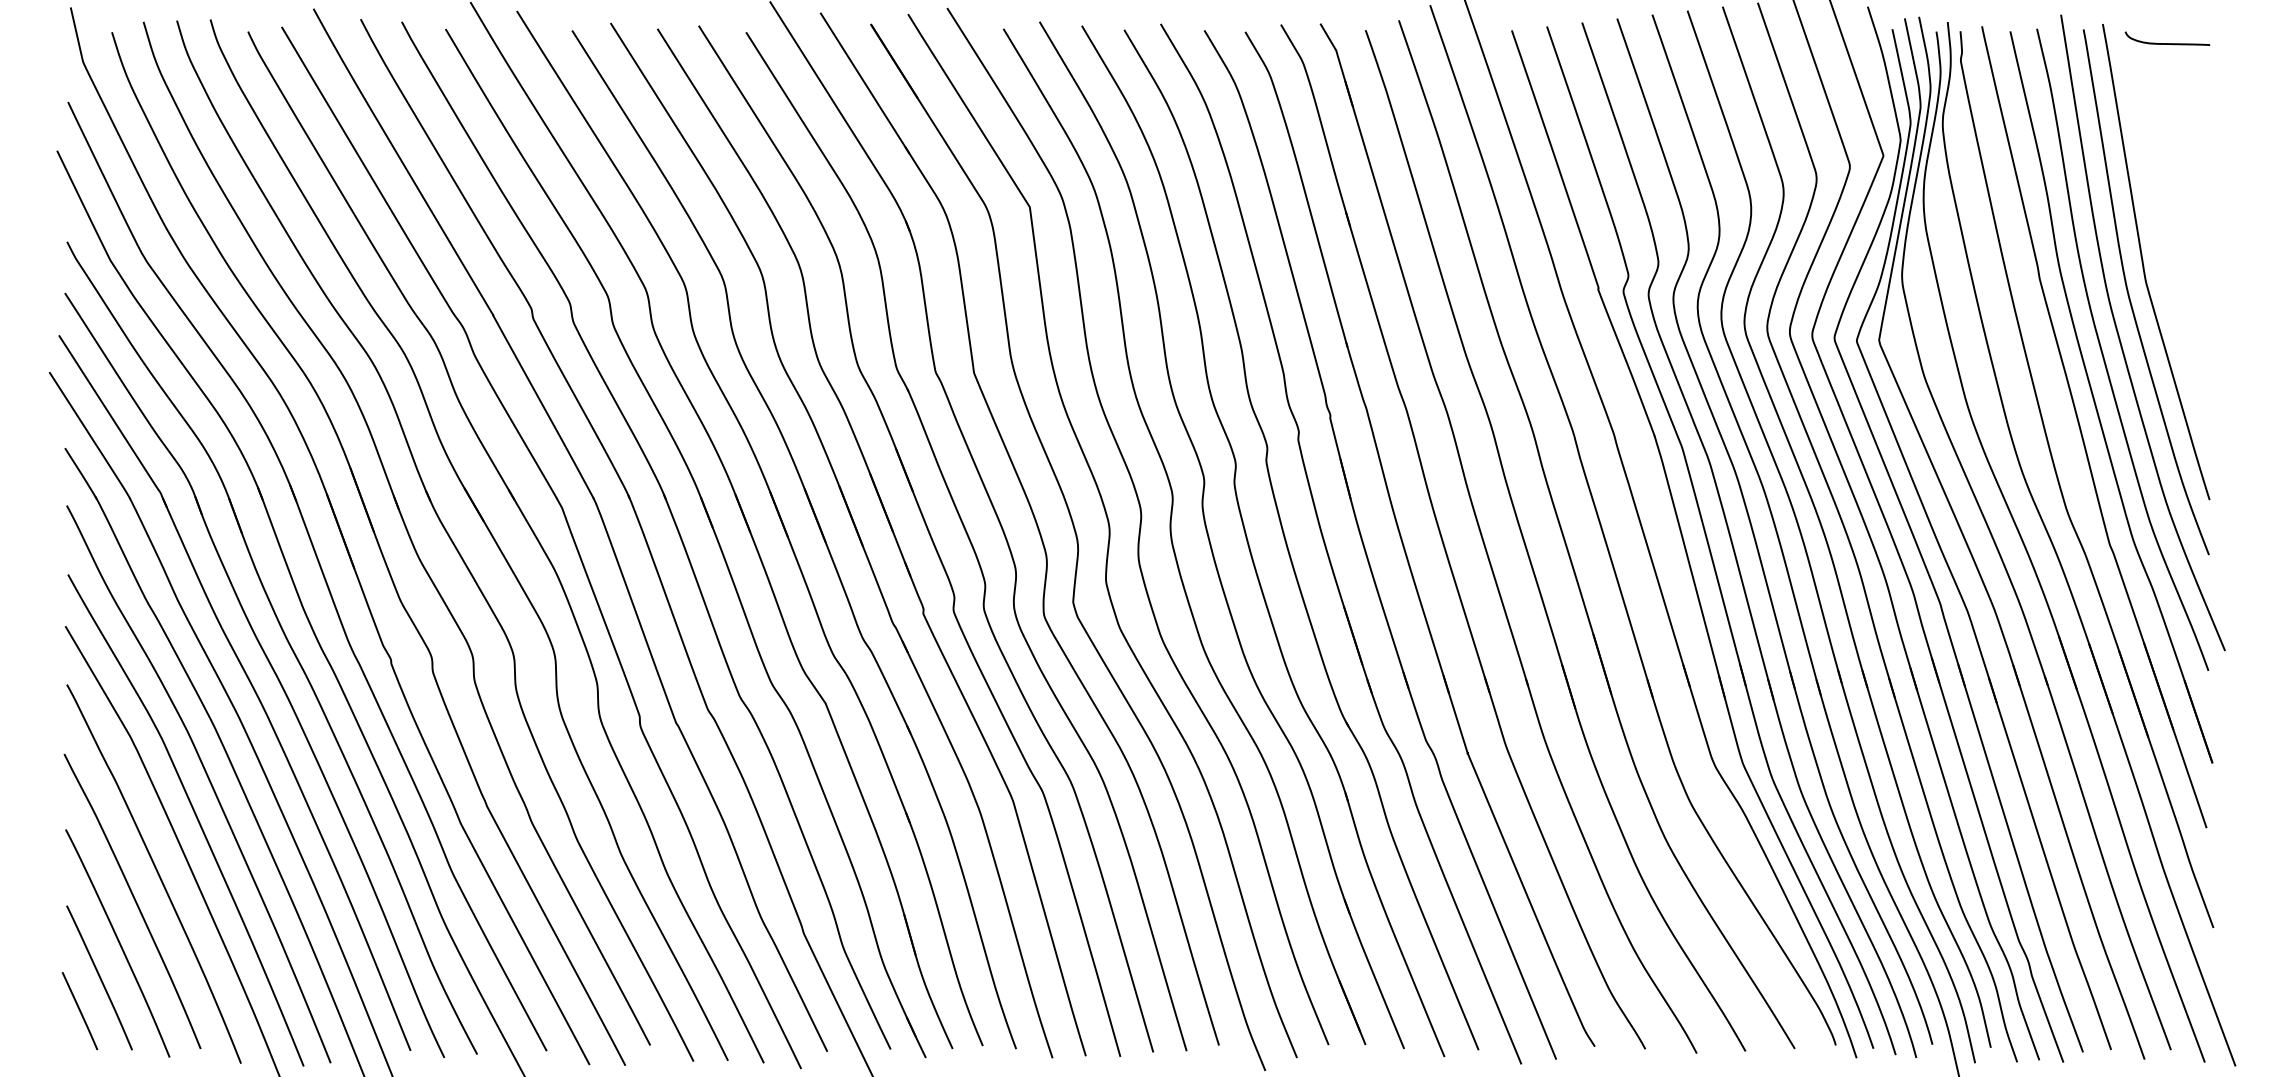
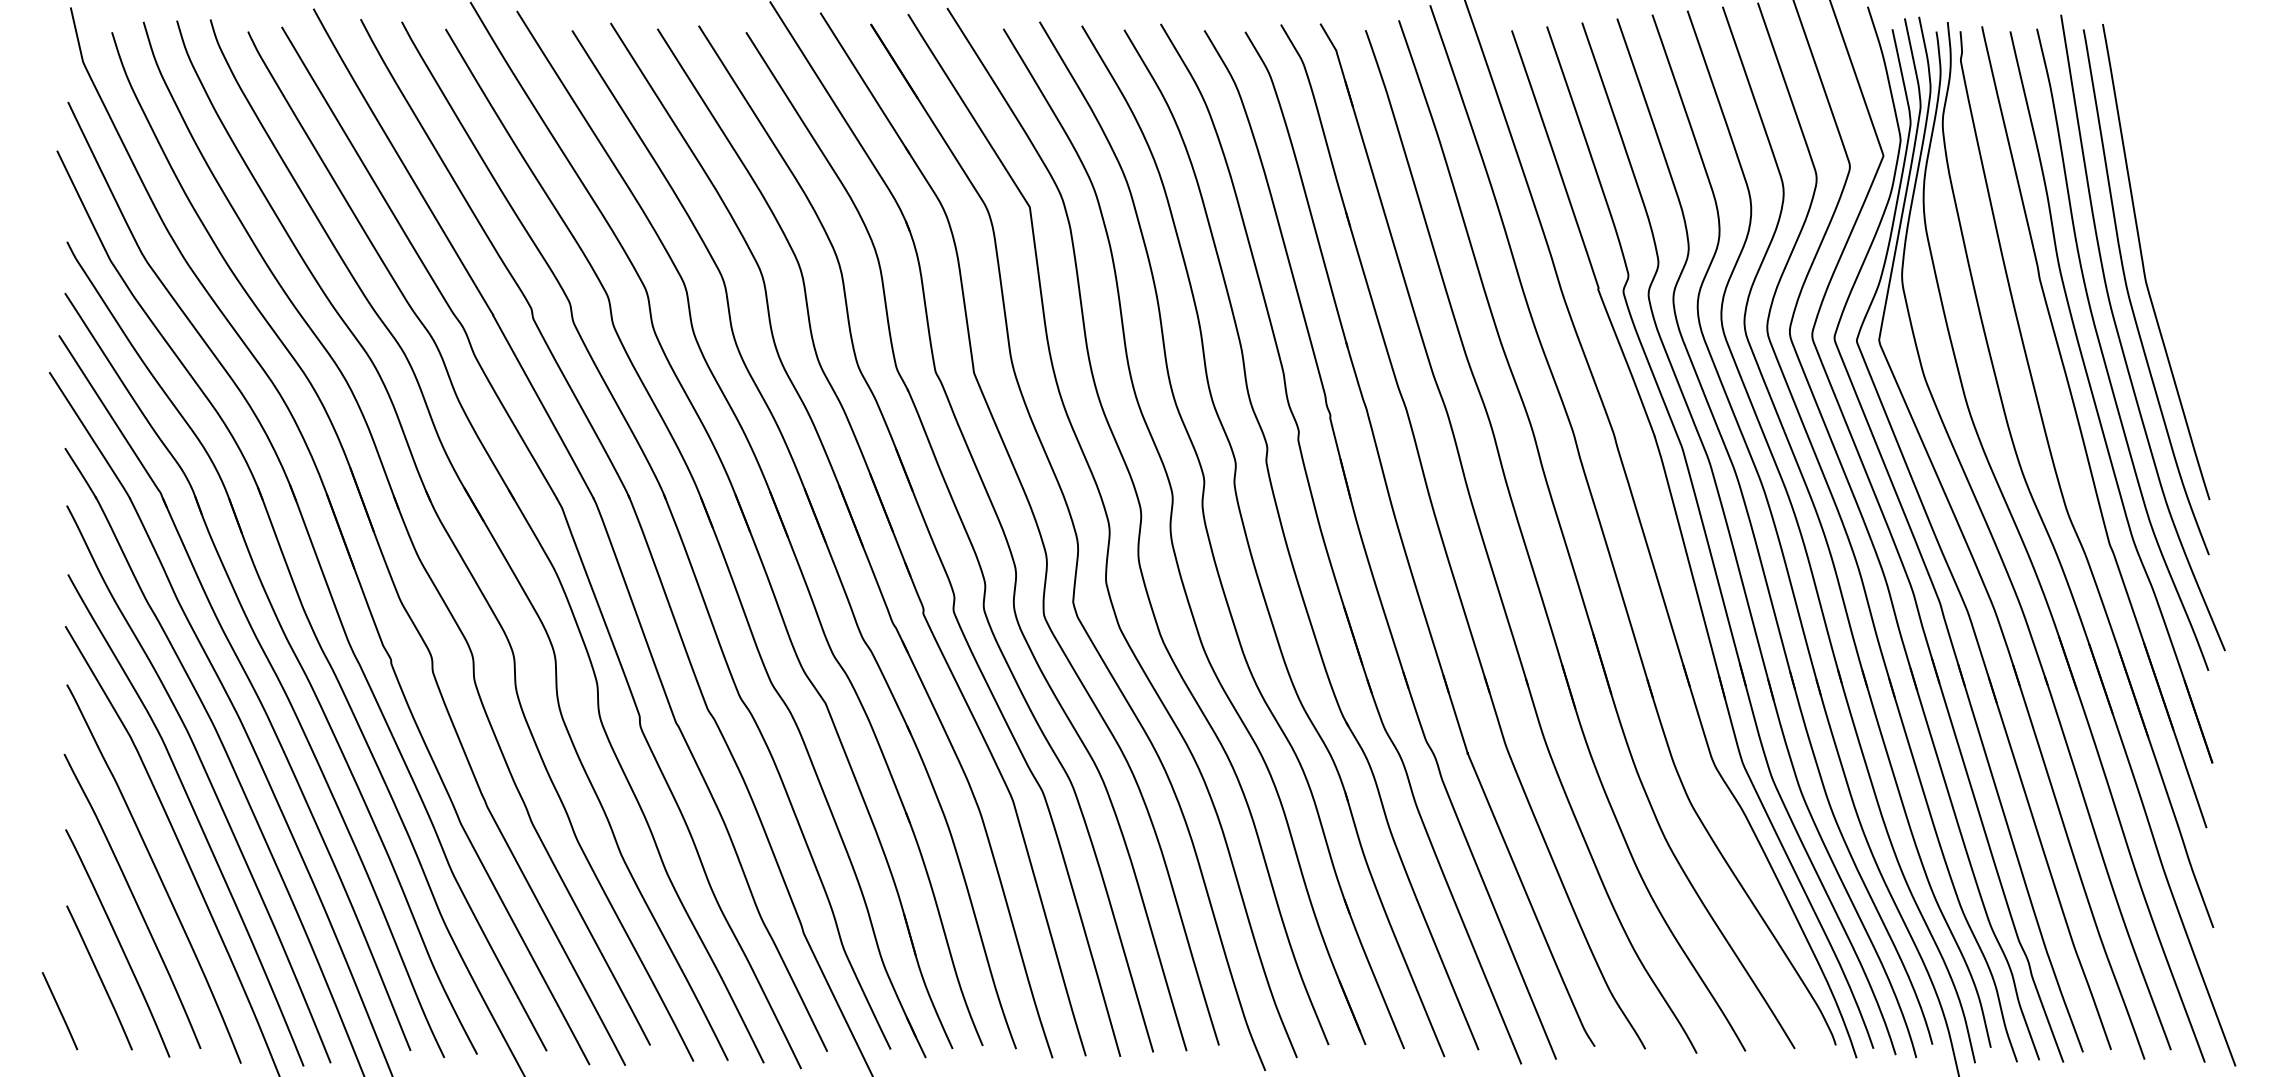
curve: present -> none (2167, 43)
line position: (79, 1011) -> (59, 1011) (59, 1011)
